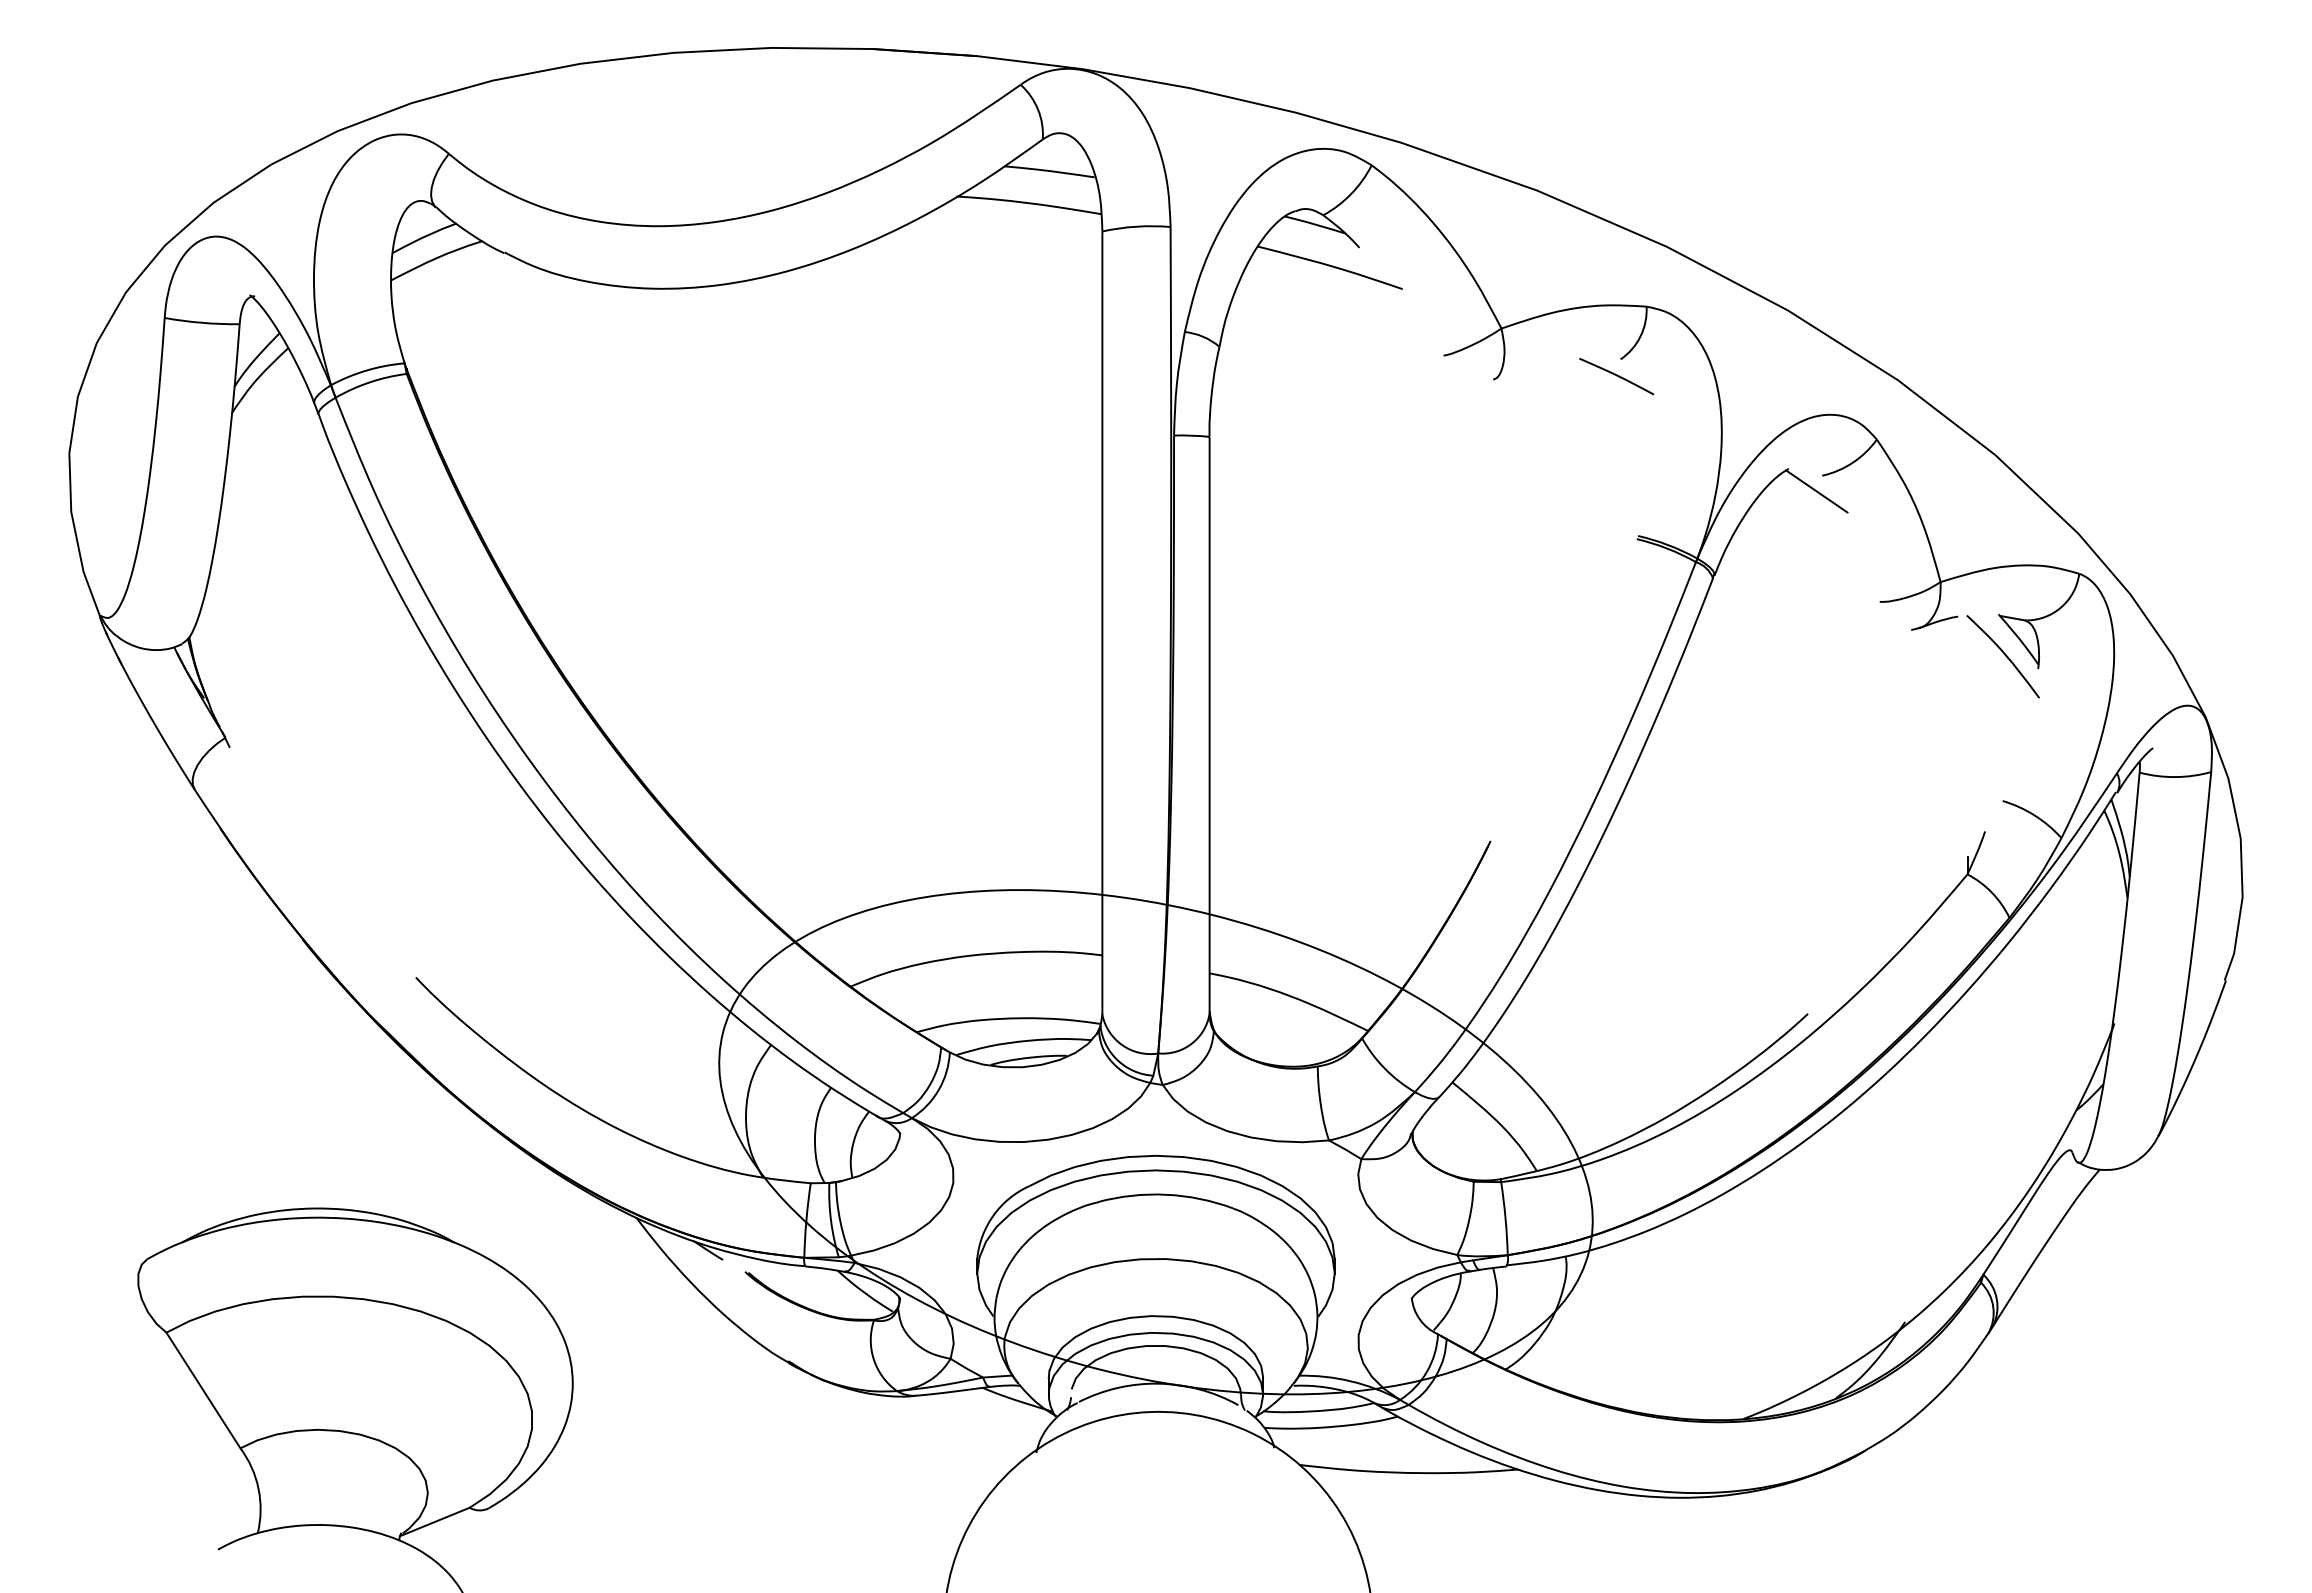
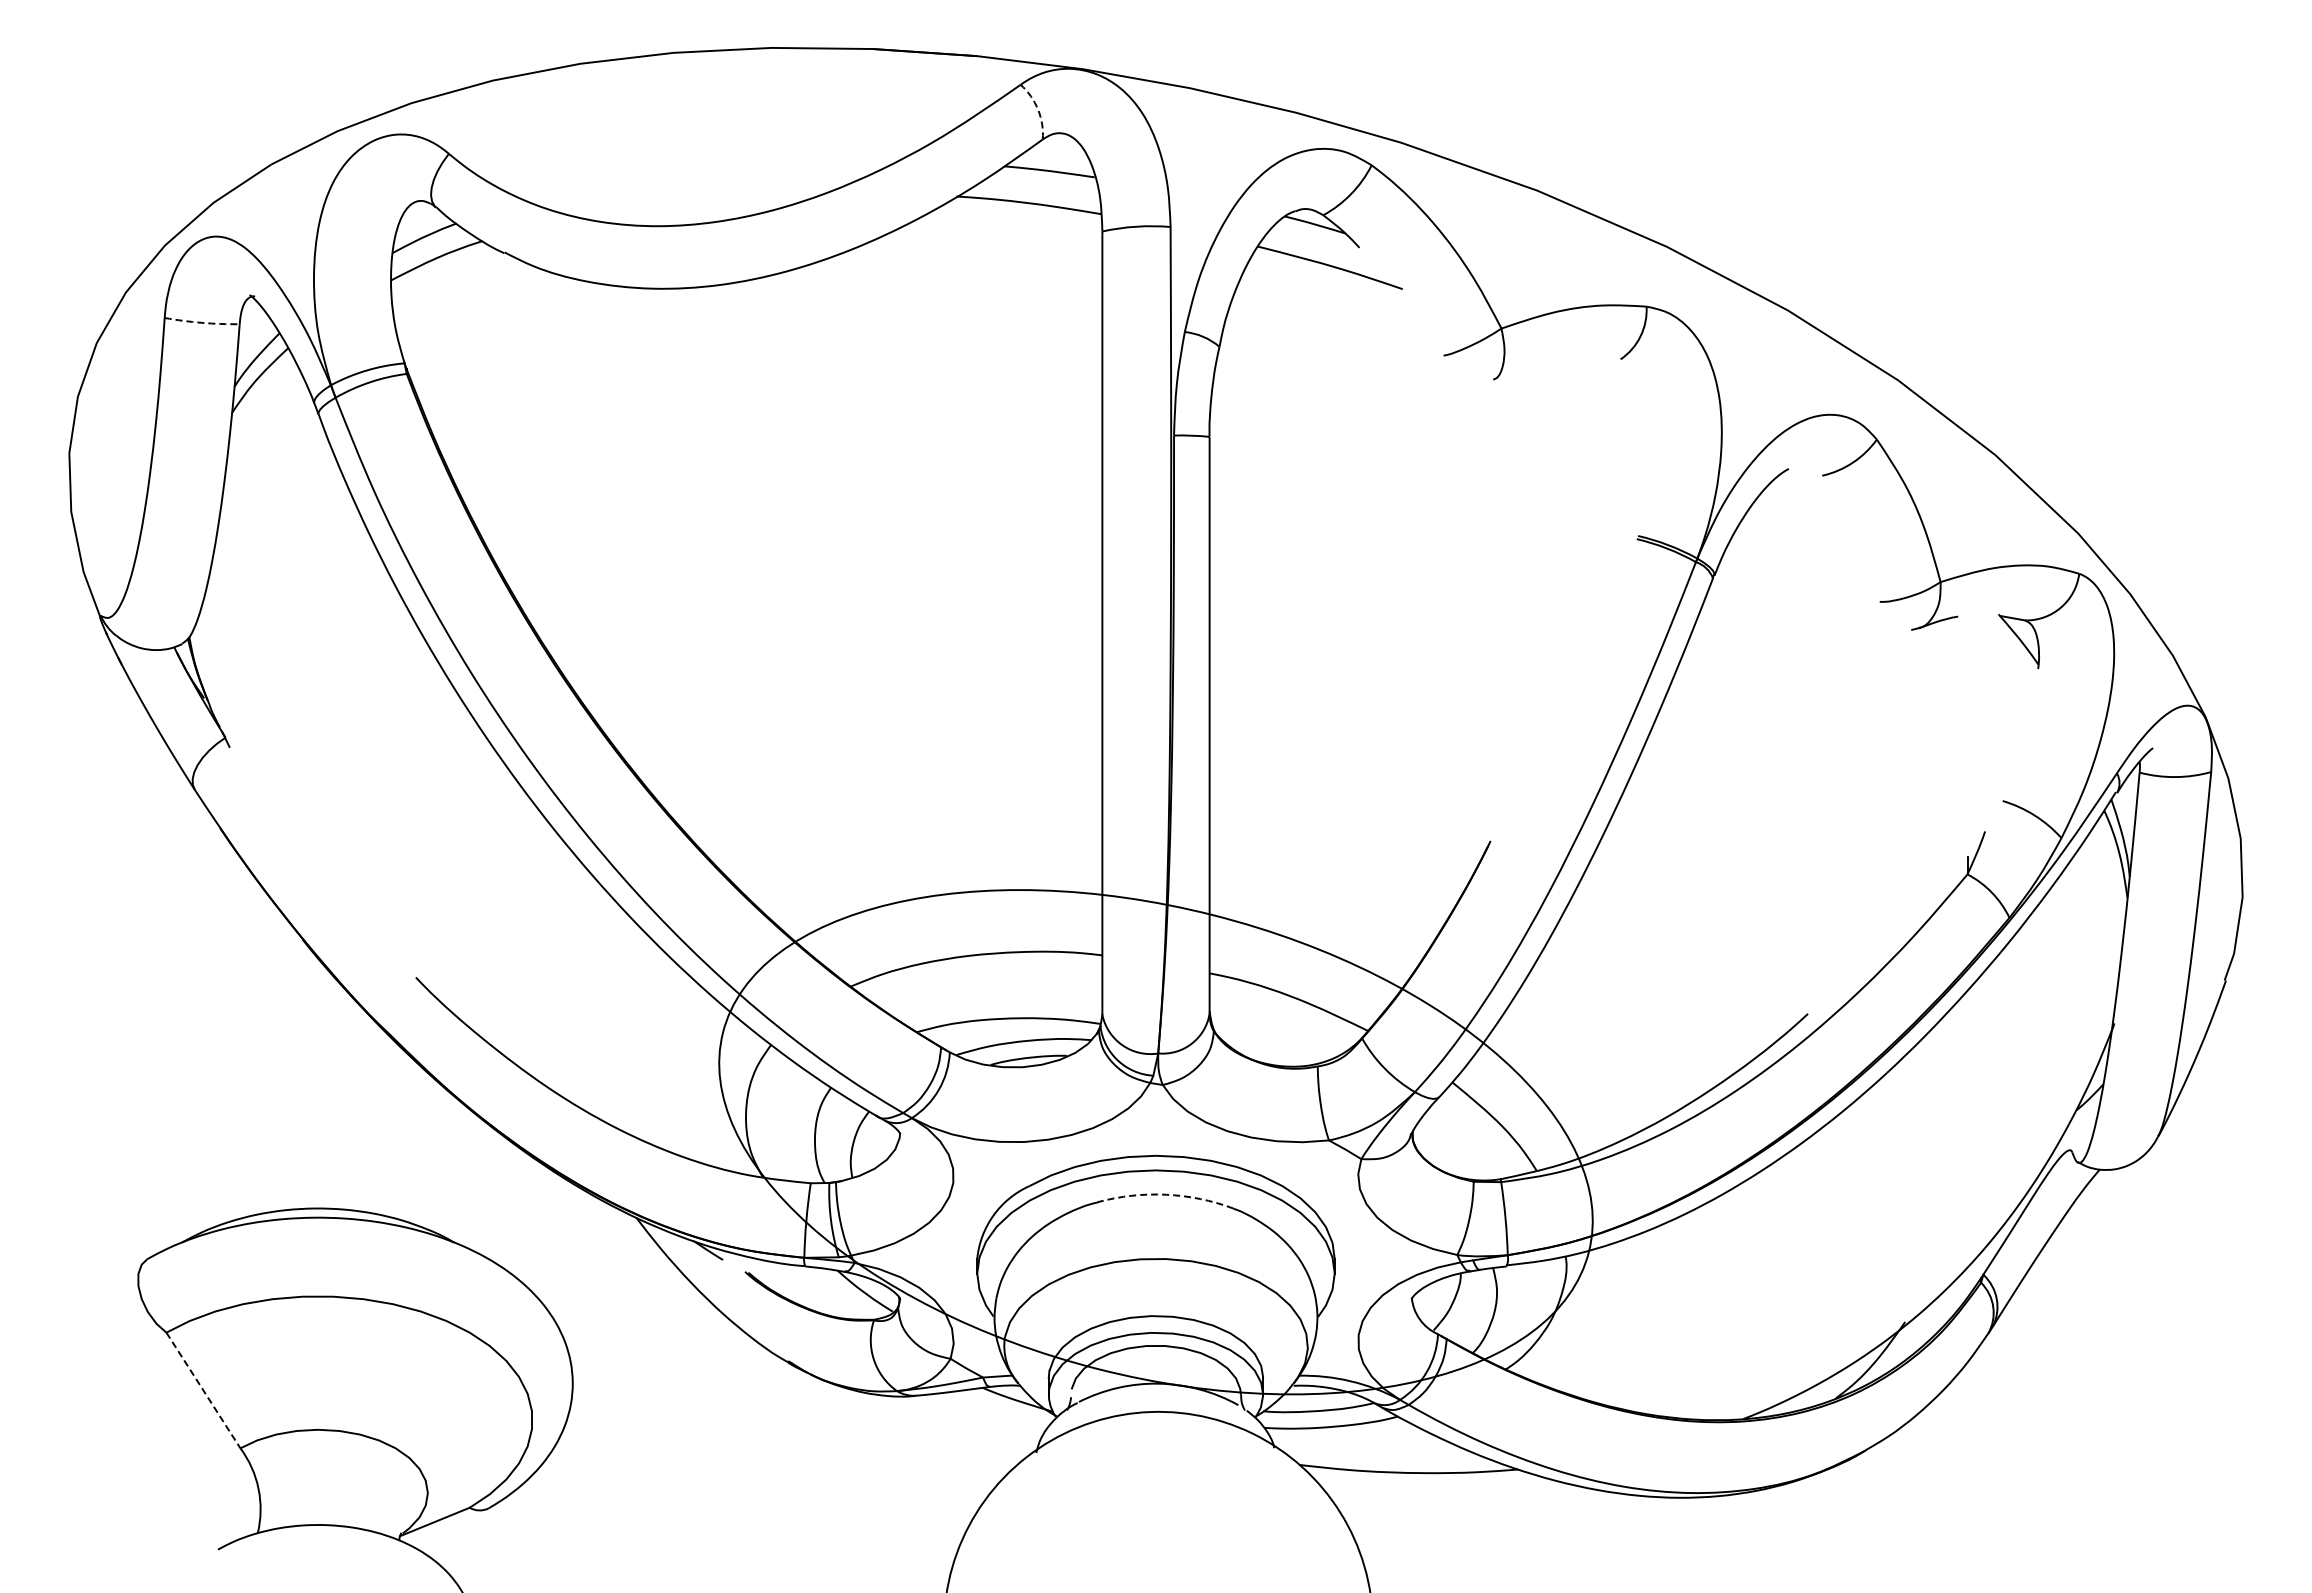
arc: solid -> dashed (1038, 109)
arc: solid -> dashed (202, 322)
curve: present -> none (1616, 376)
line: present -> none (1816, 491)
curve: present -> none (2003, 654)
arc: solid -> dashed (1166, 1194)
line: solid -> dashed (203, 1390)
